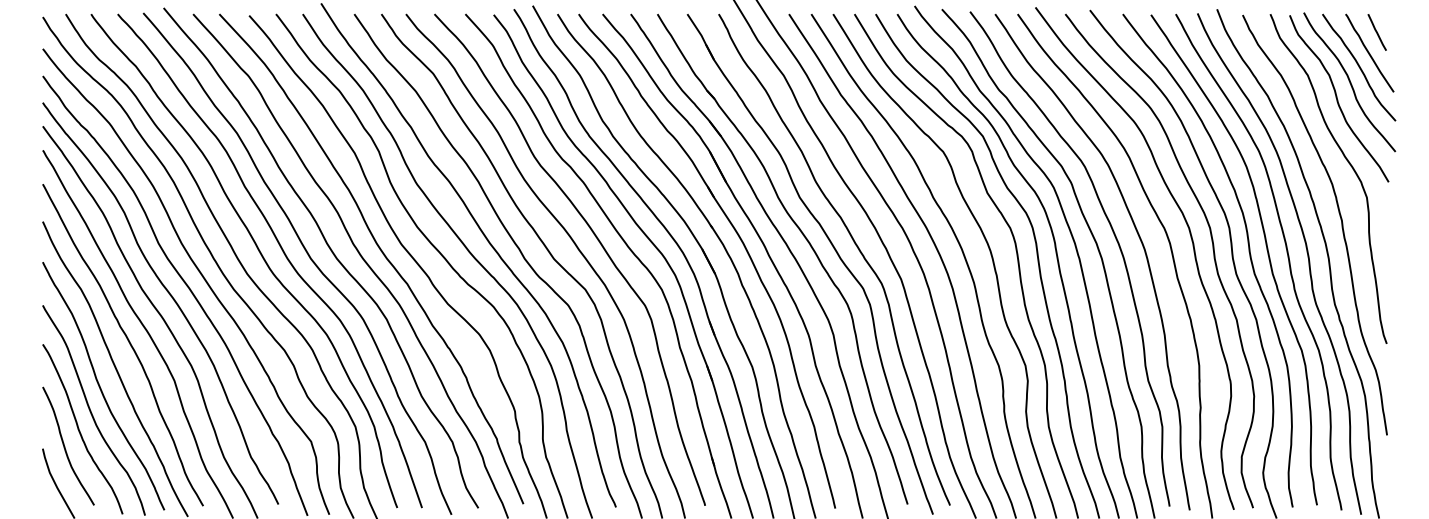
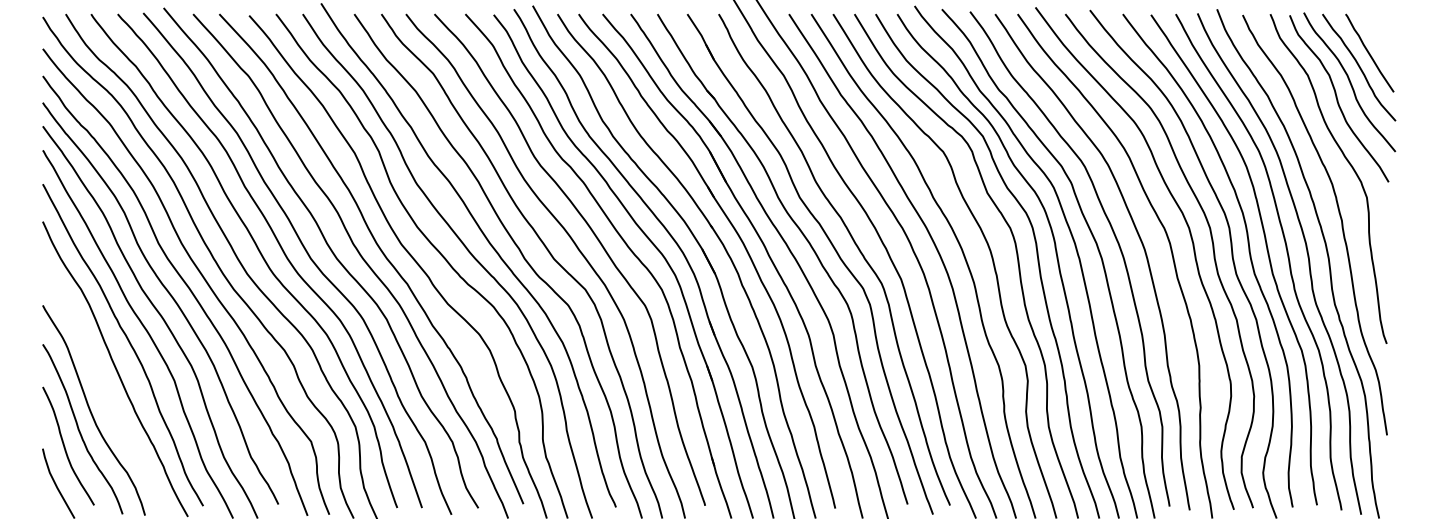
line: present -> none (1376, 32)
curve: present -> none (101, 388)
